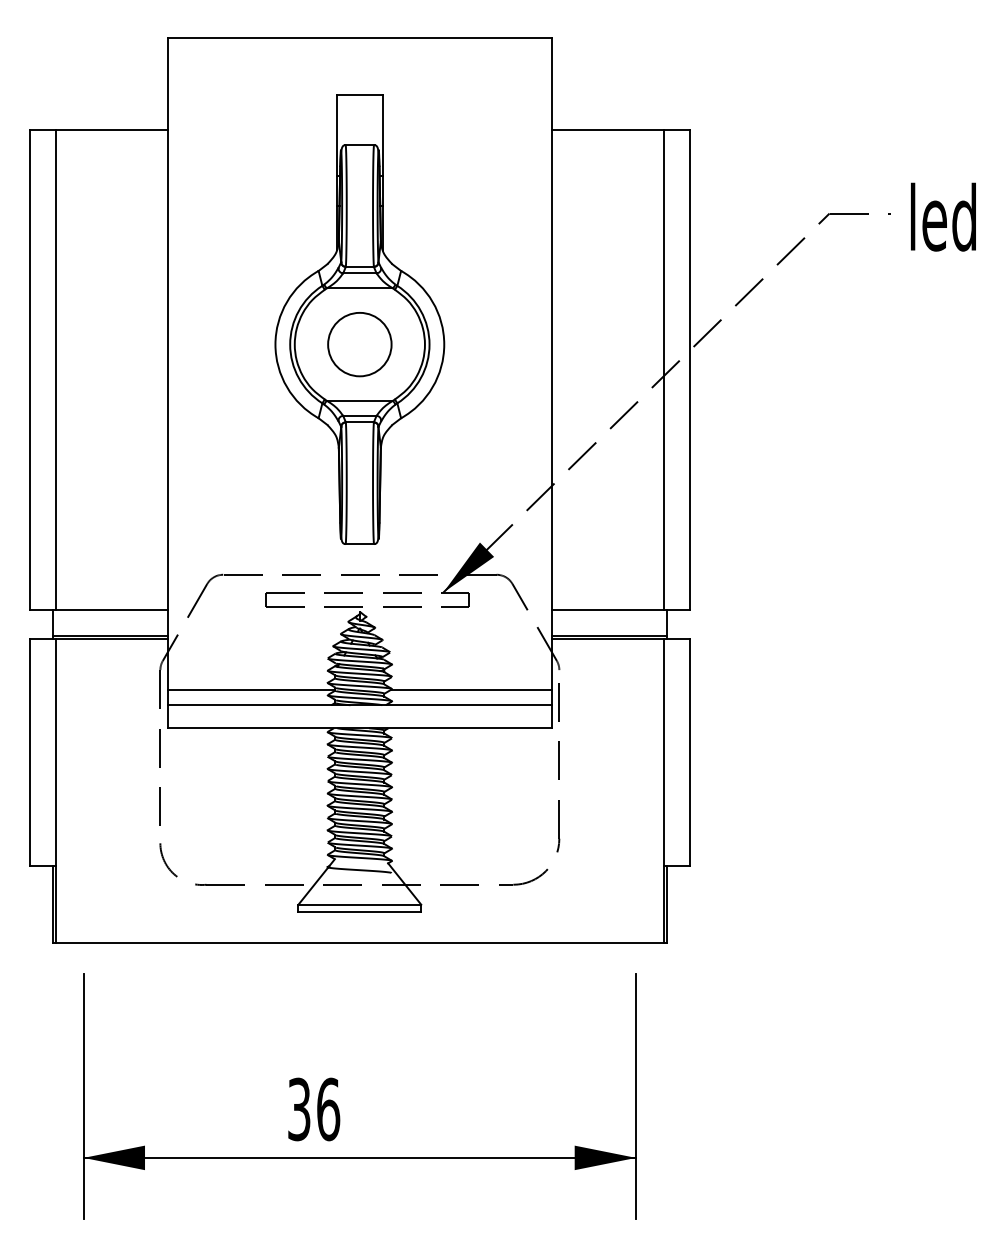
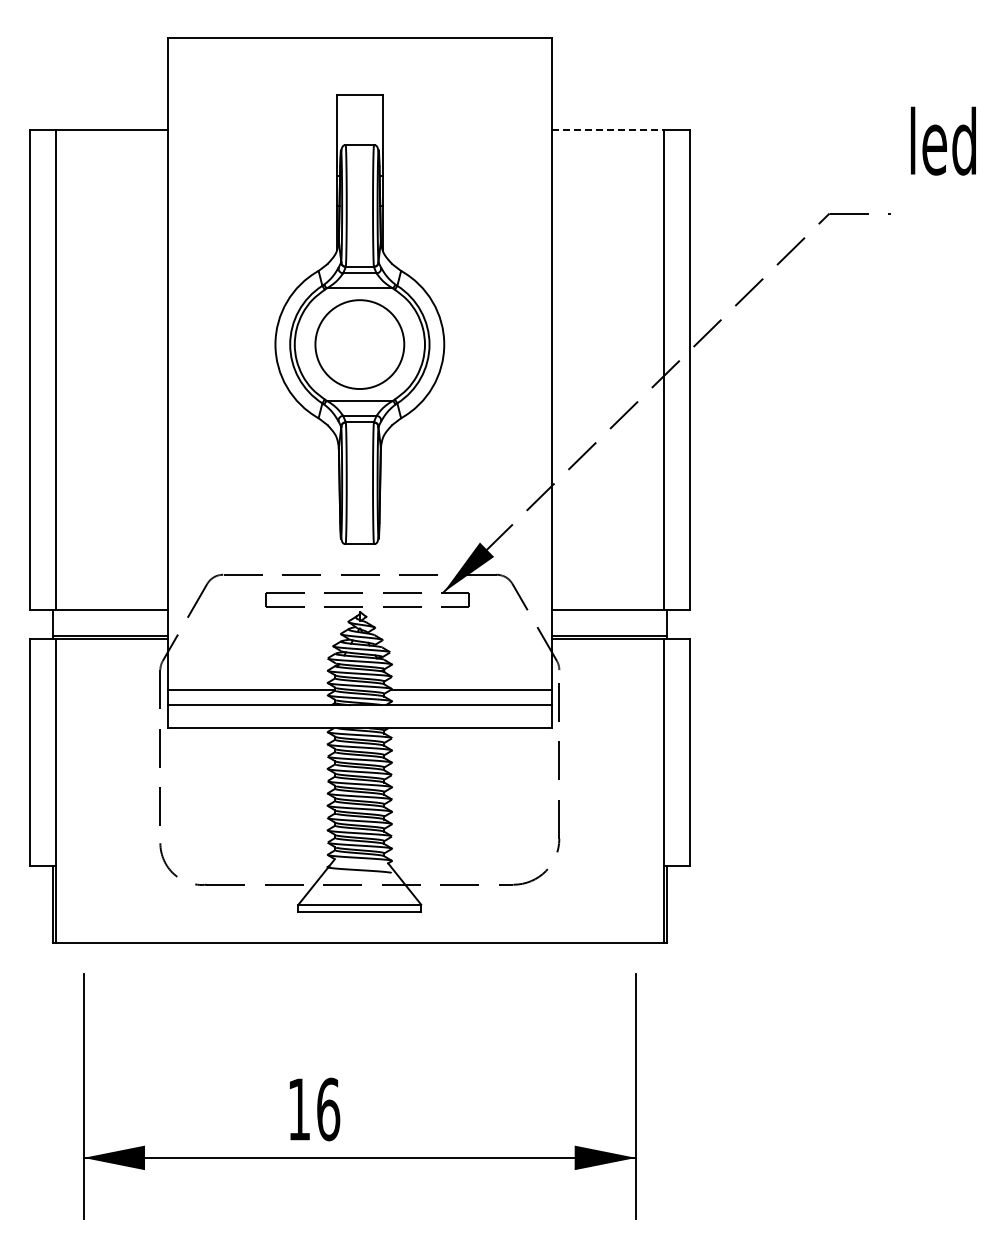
line: solid -> dashed (608, 129)
text position: (943, 216) -> (943, 140) (943, 140)
circle diameter: 63 px -> 89 px (359, 344)
text: 36 -> 16 (299, 1109)
